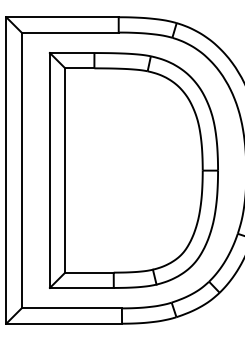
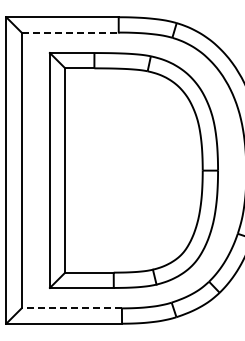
line: solid -> dashed (70, 32)
line: solid -> dashed (71, 308)
